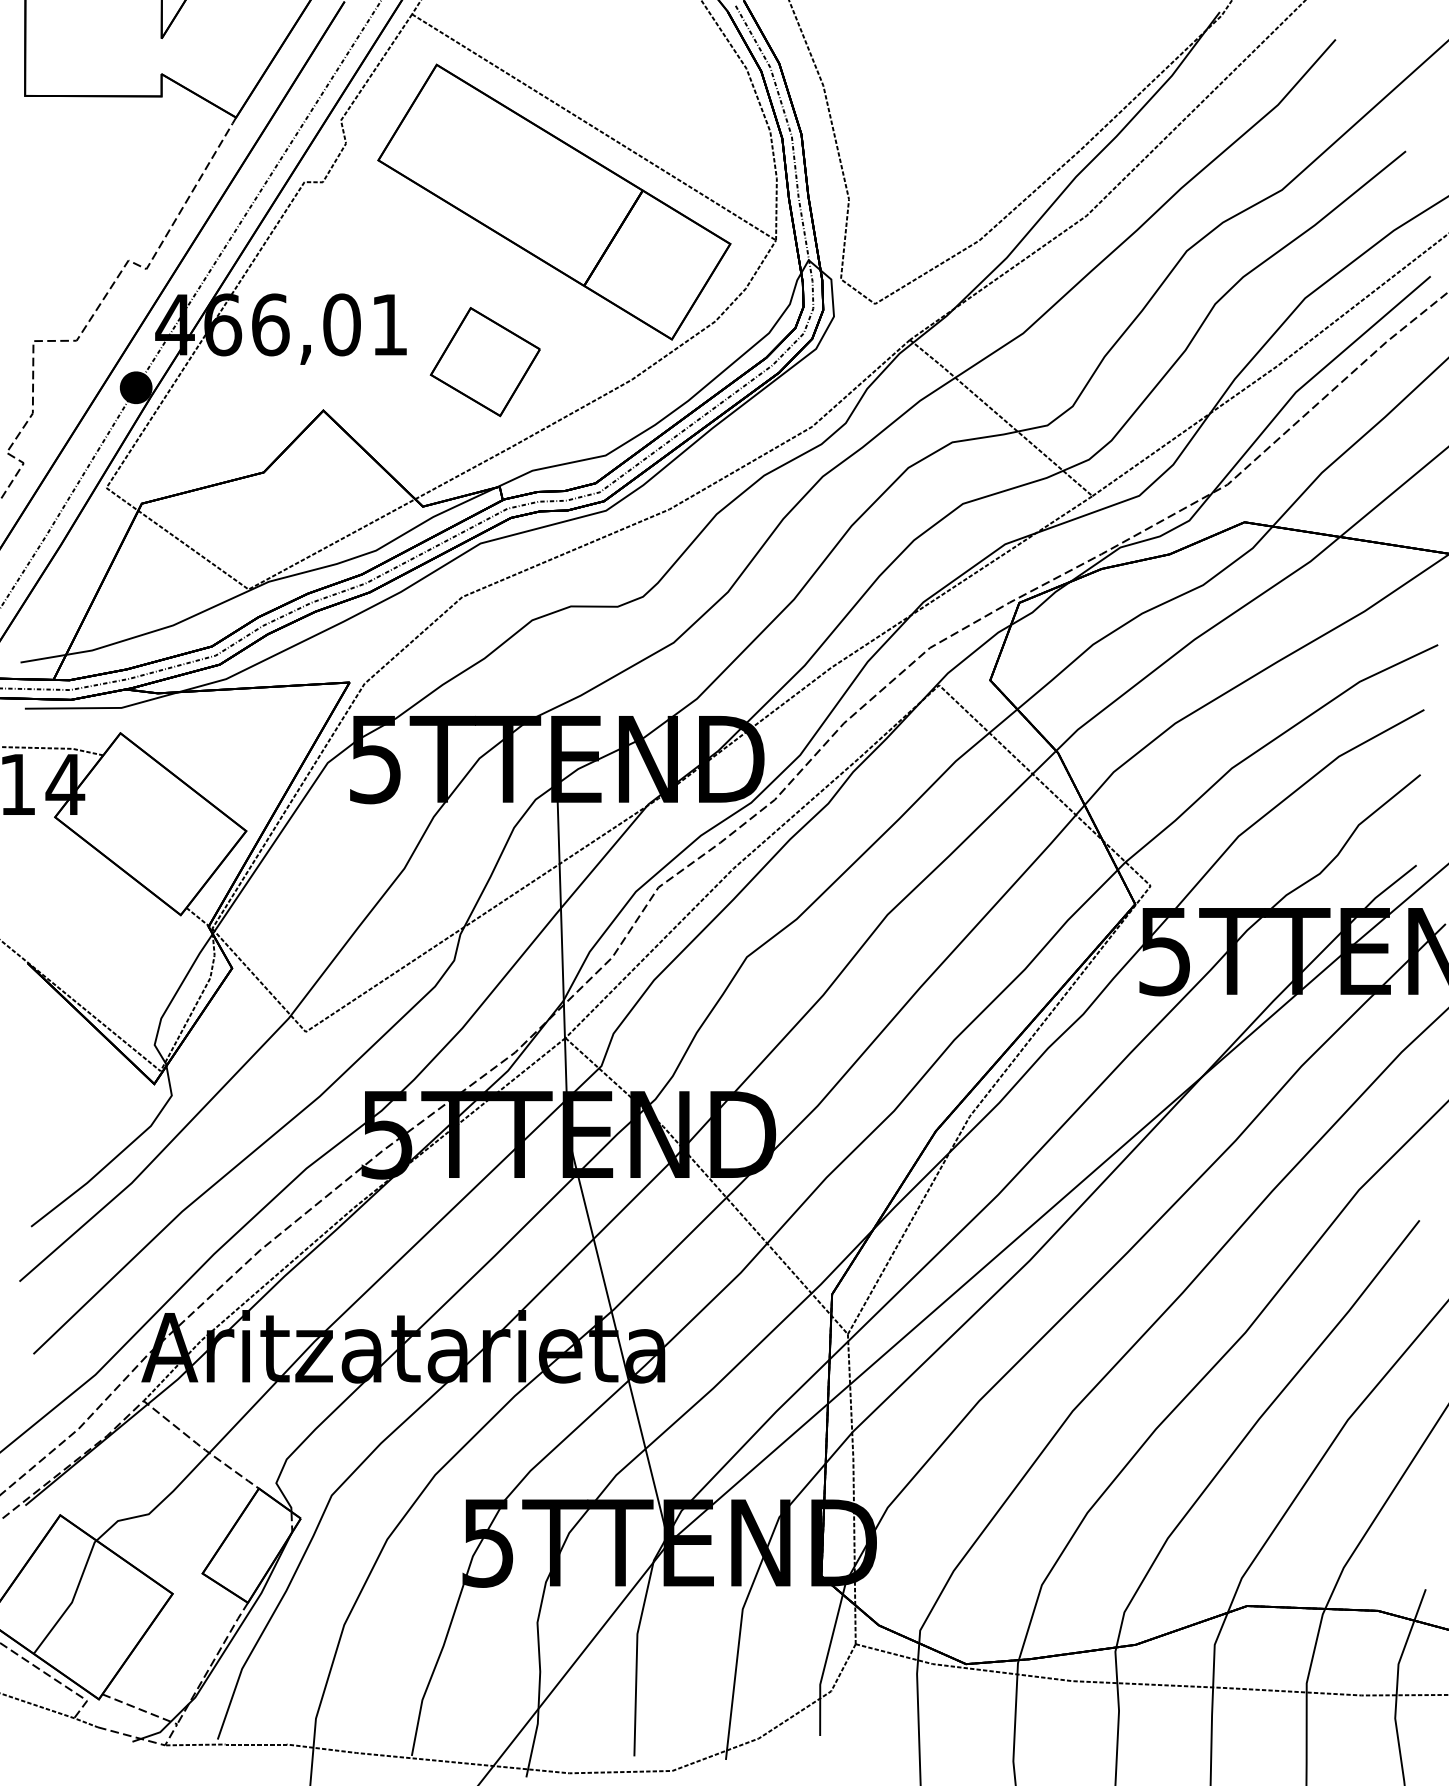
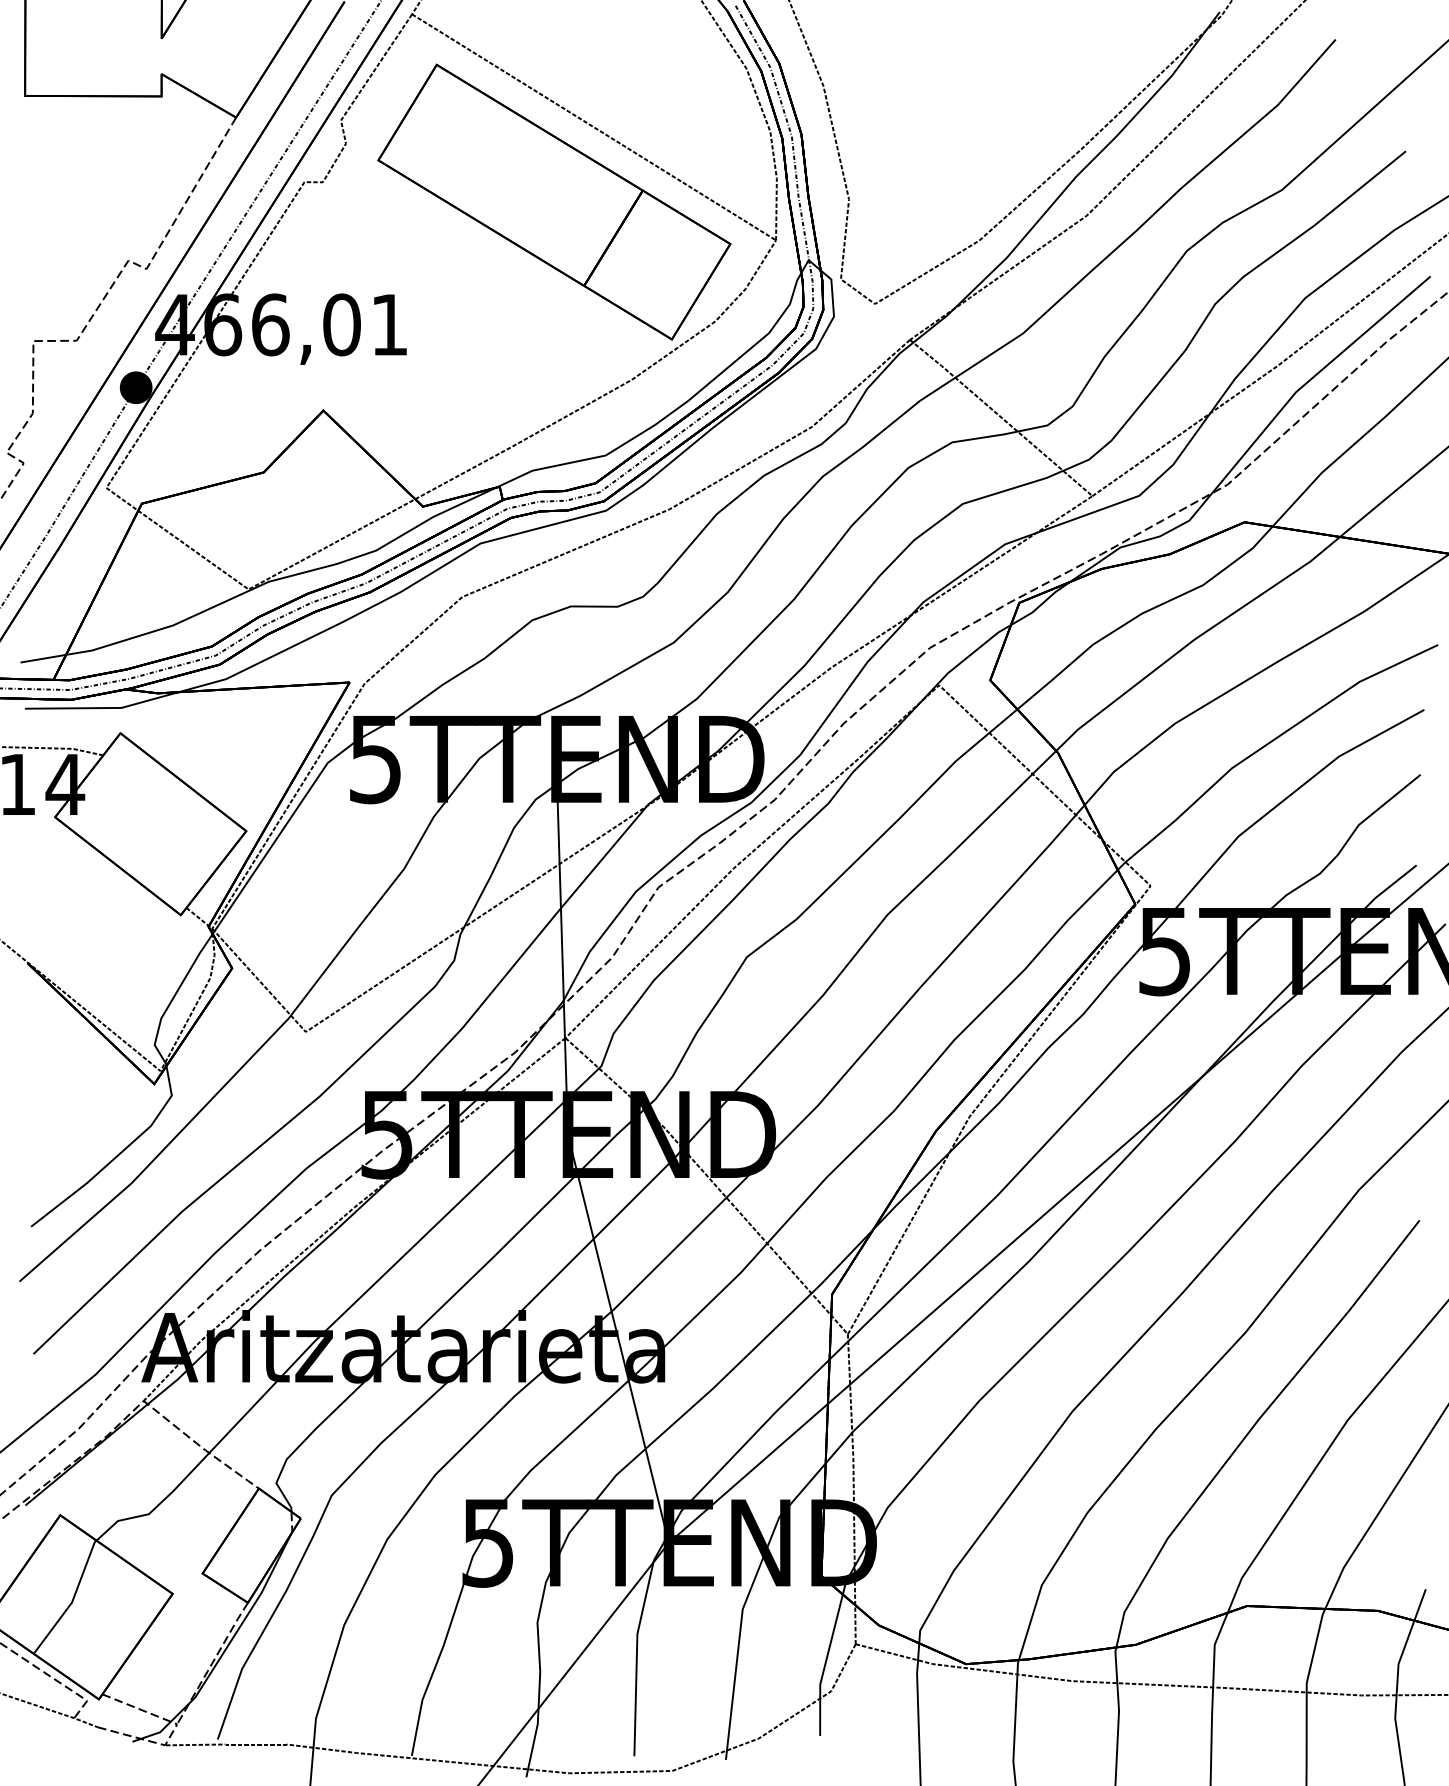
part: present -> none (484, 362)
